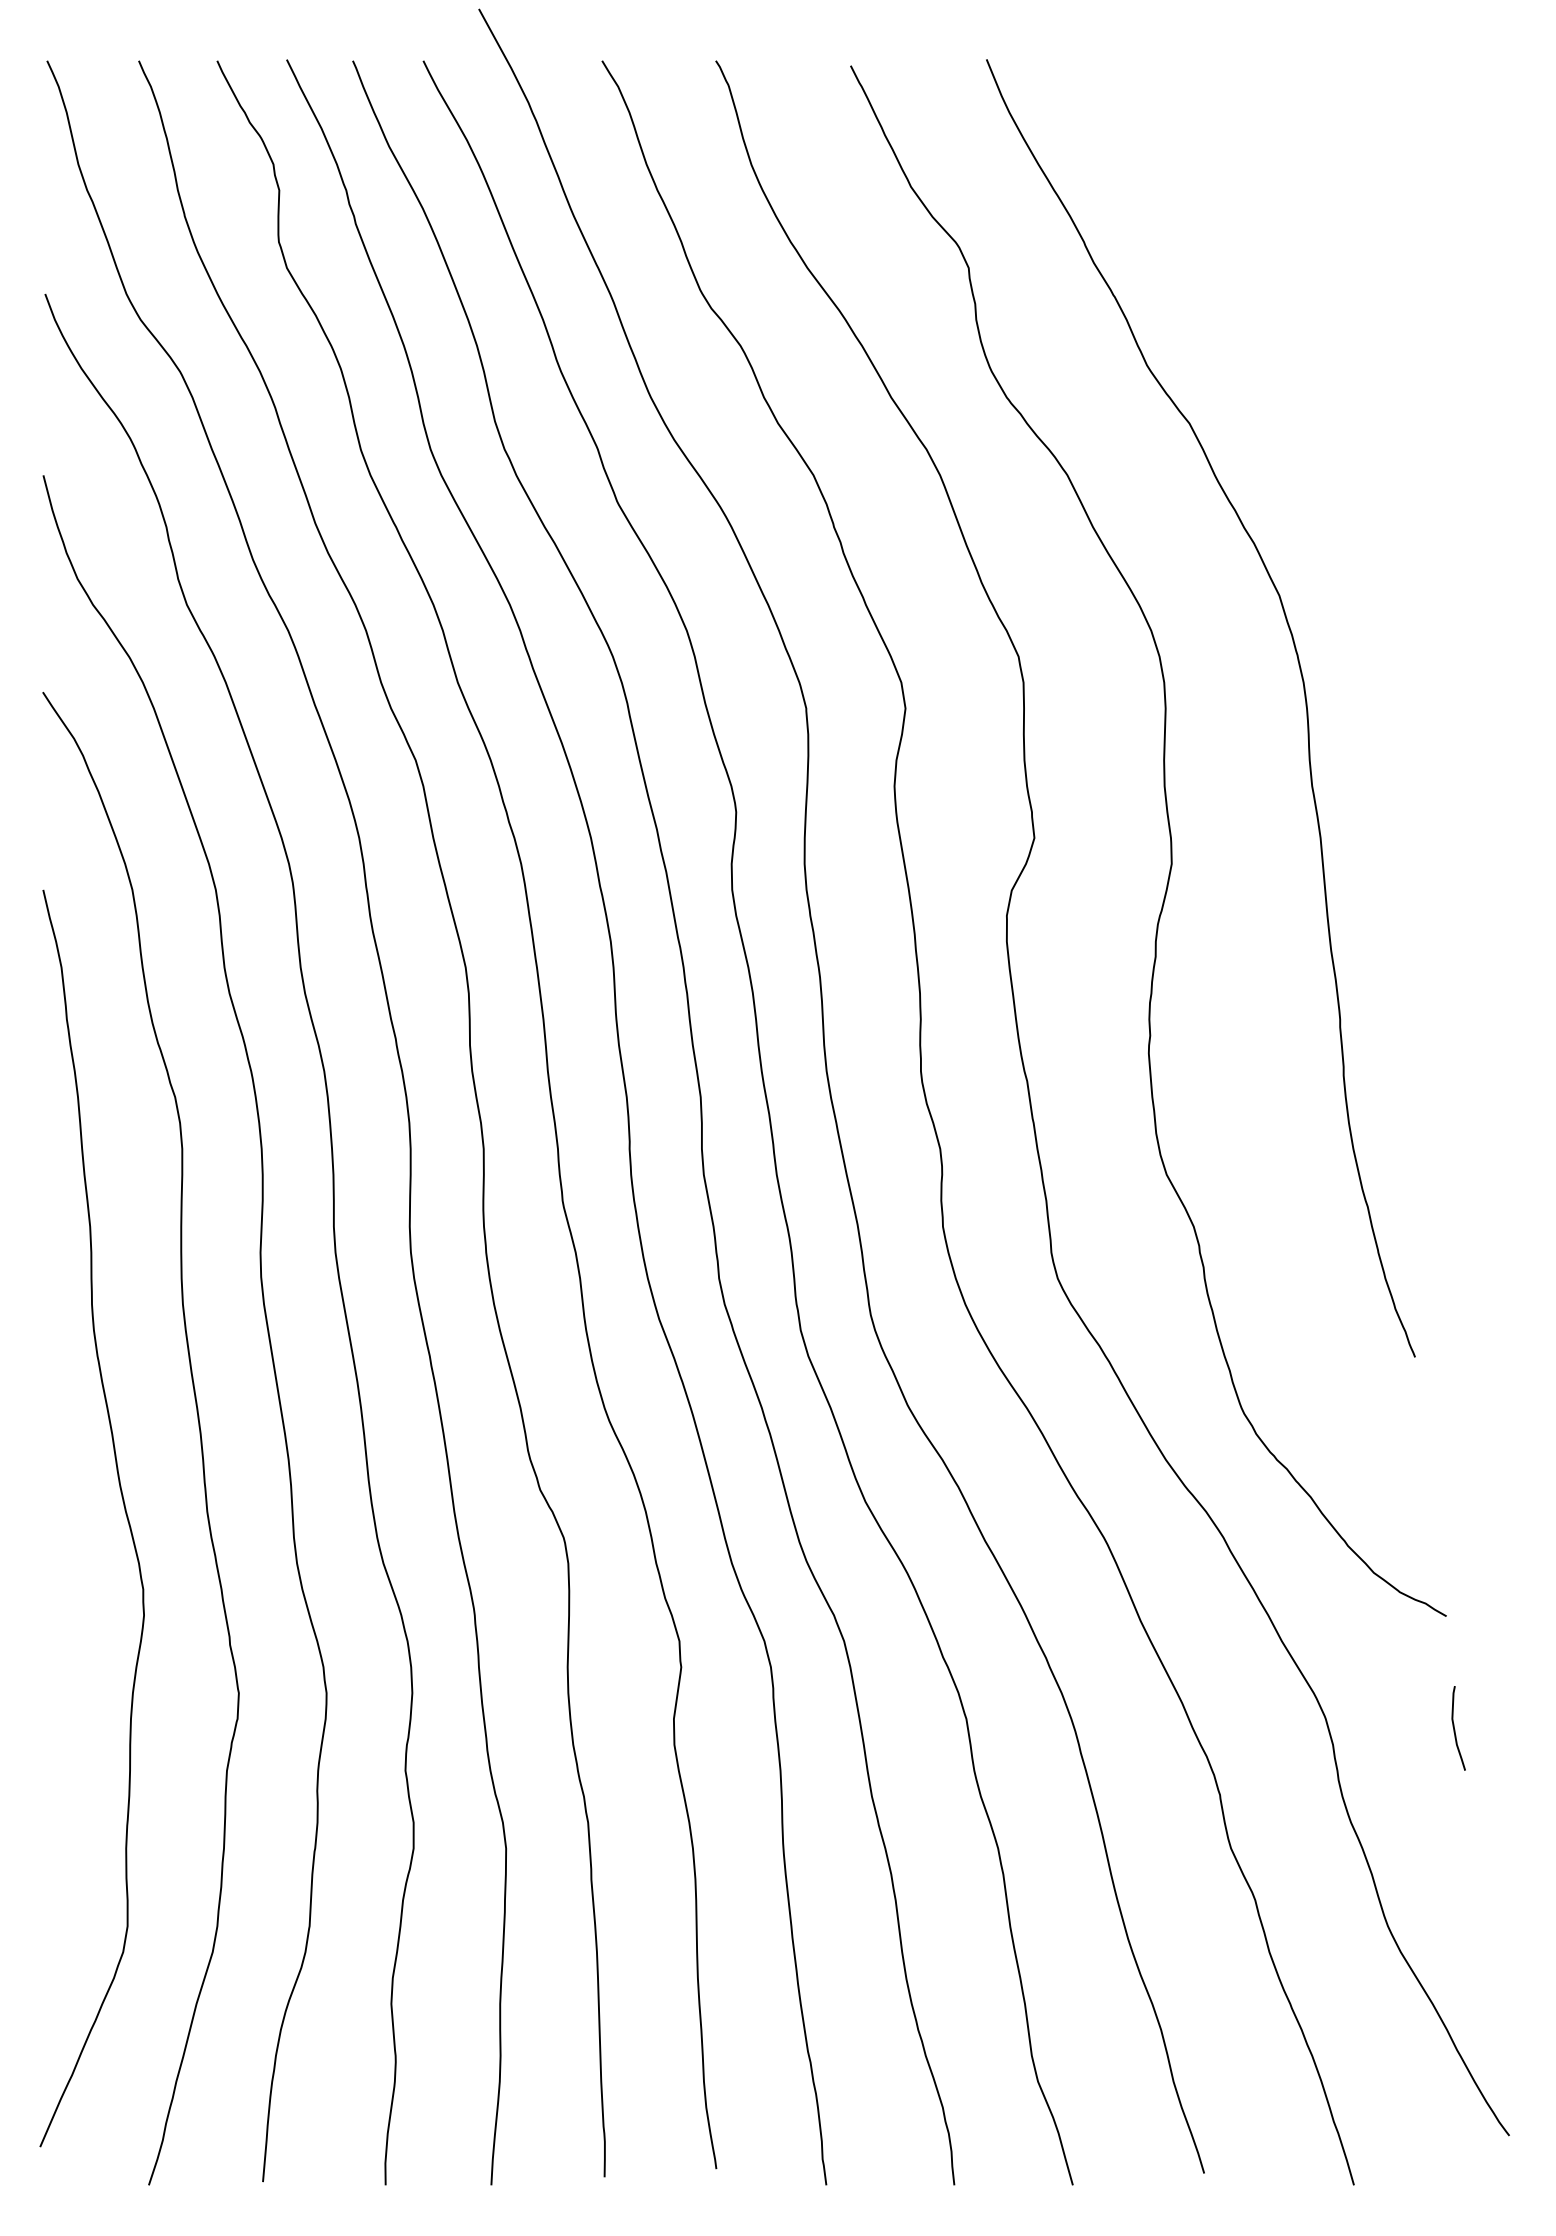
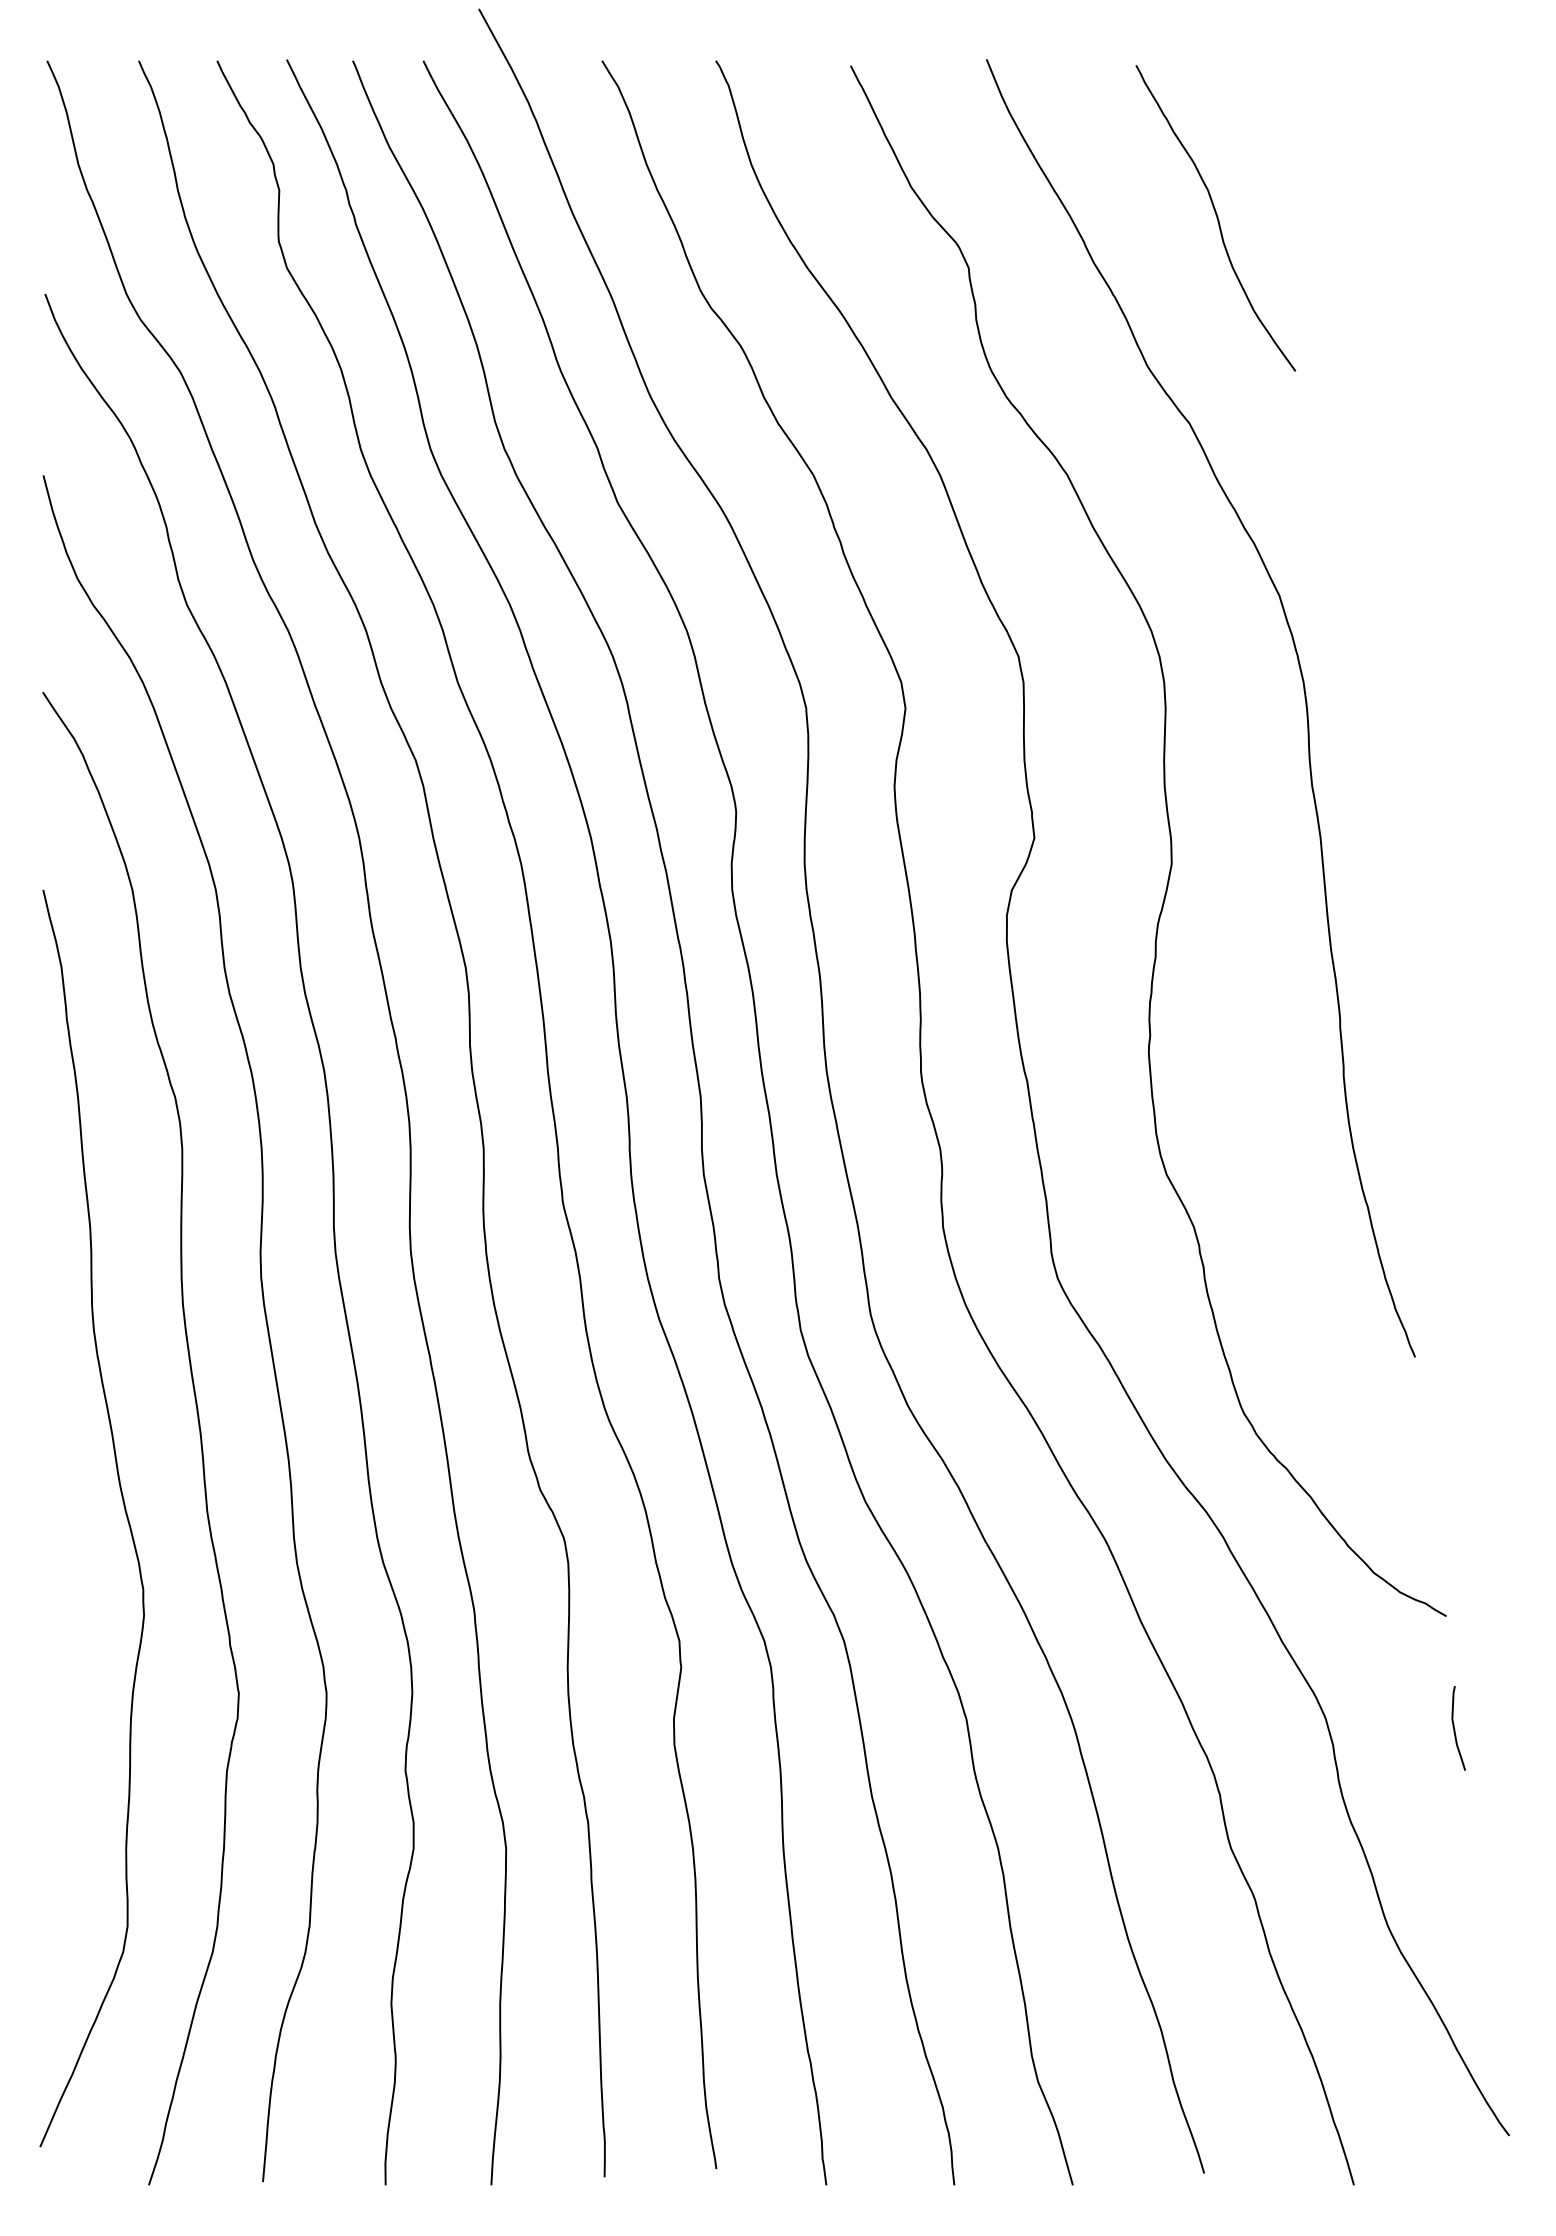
curve: none -> present (1216, 218)
